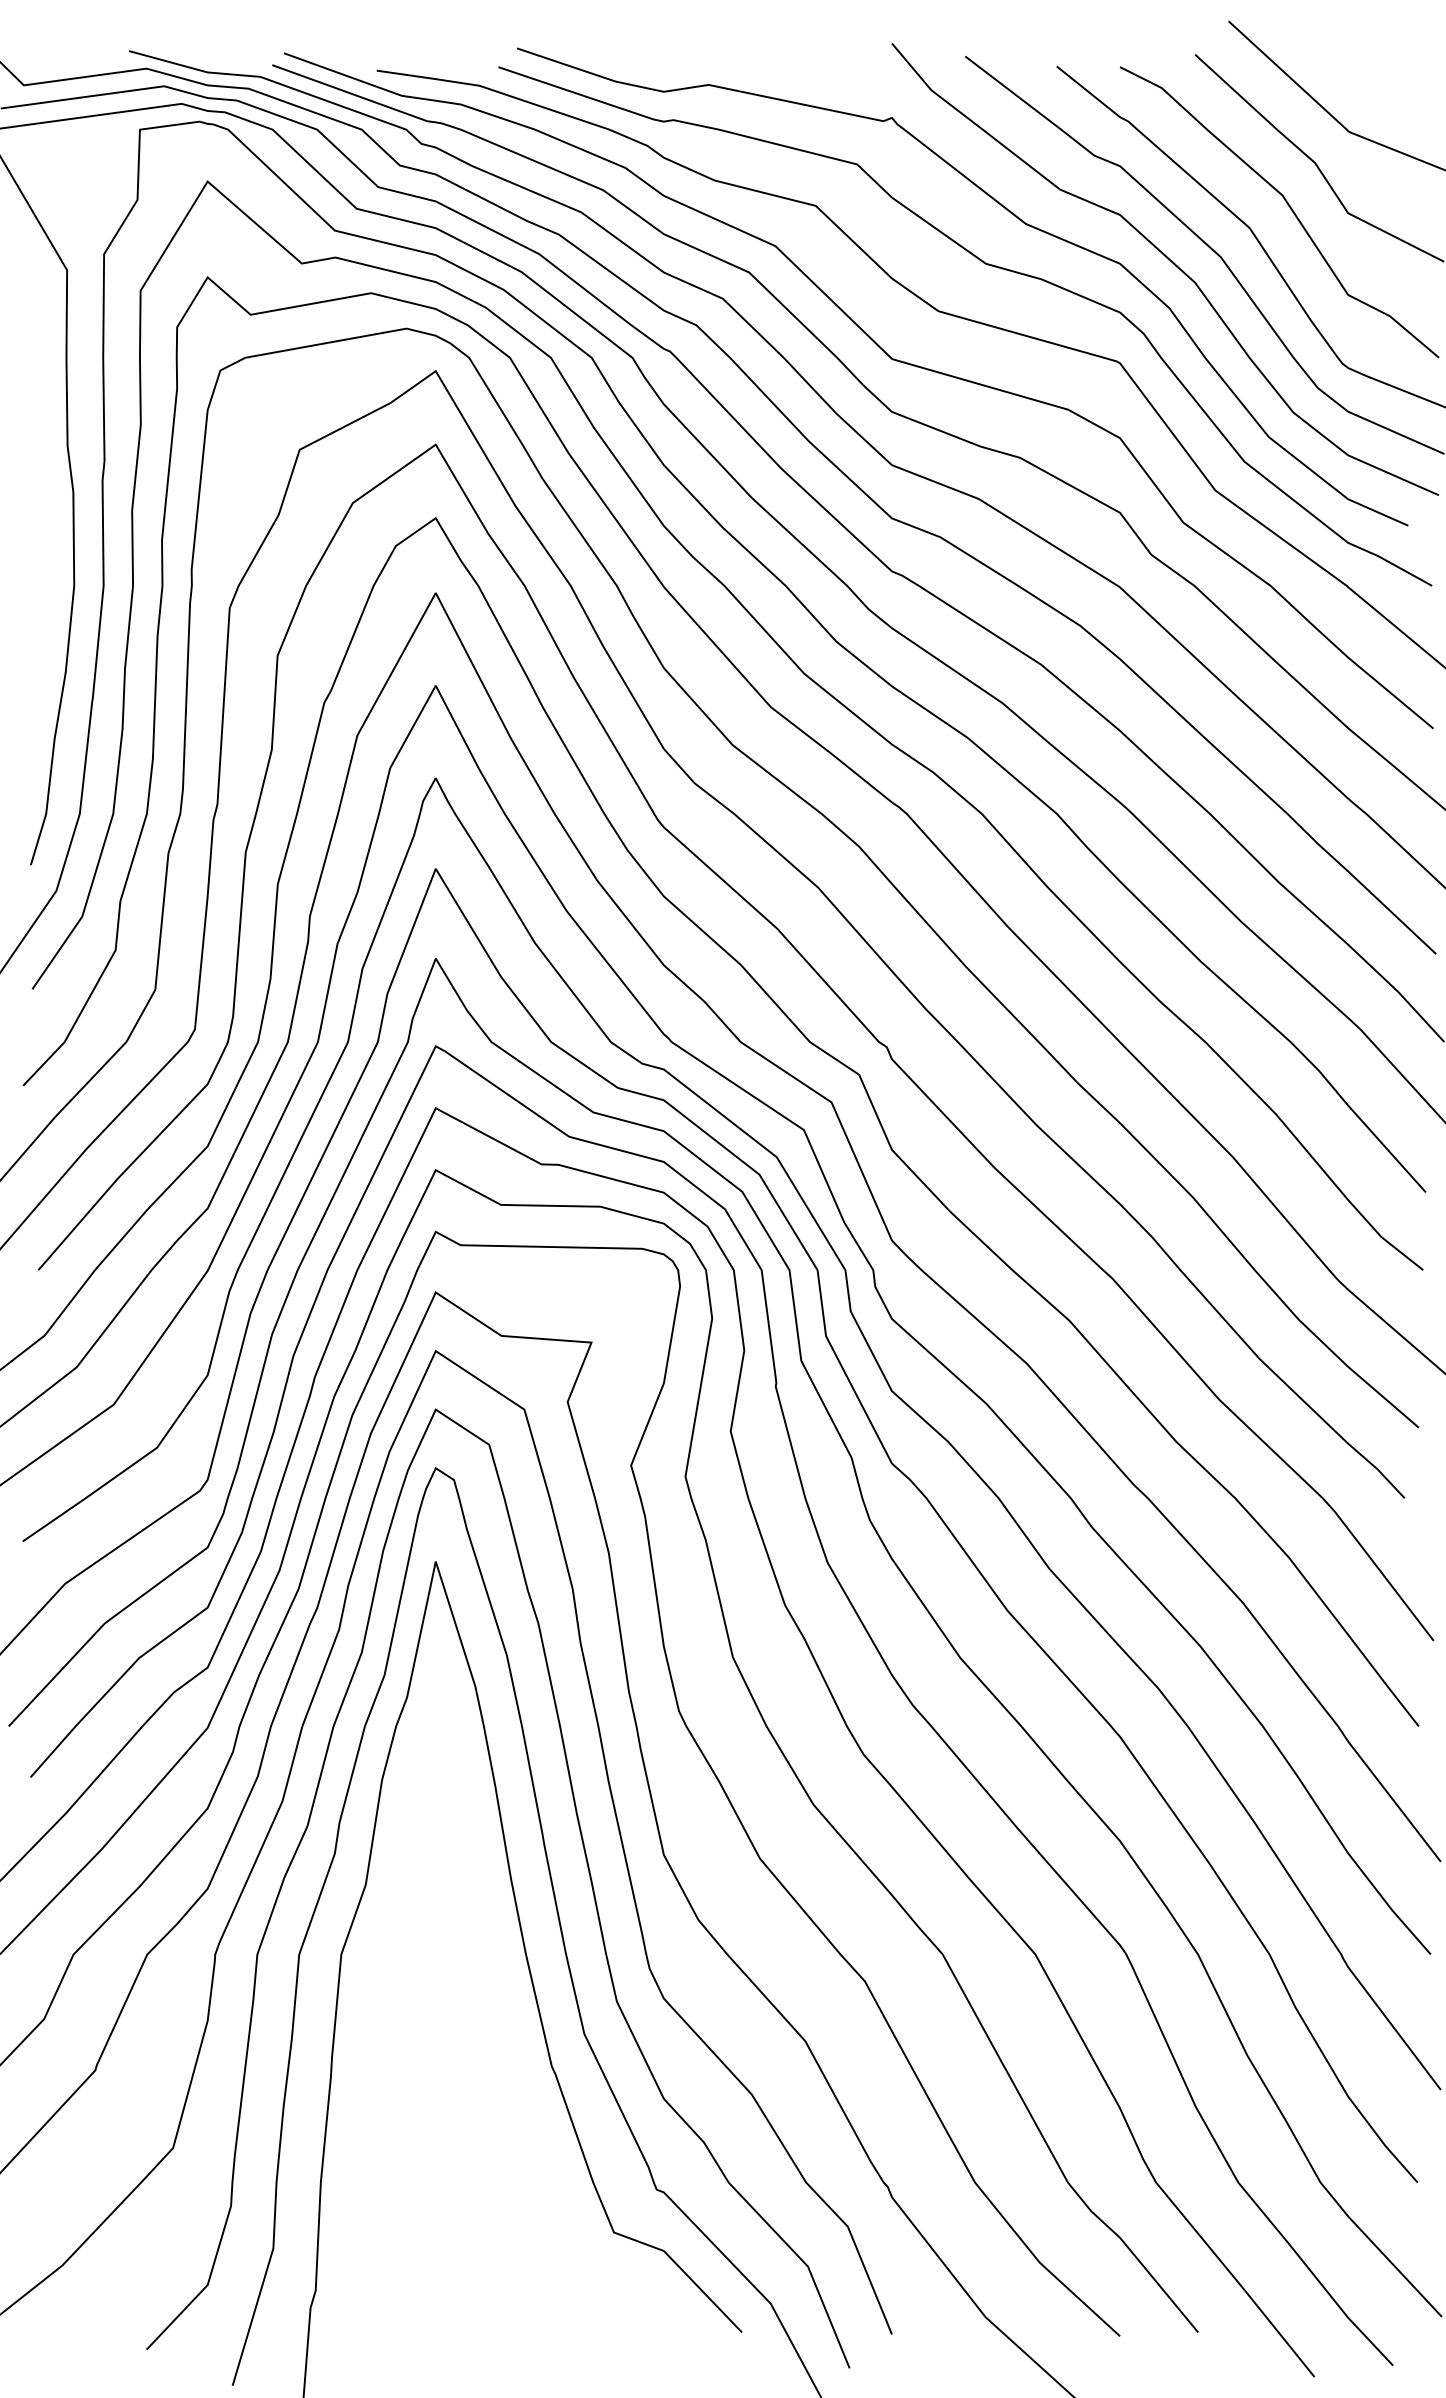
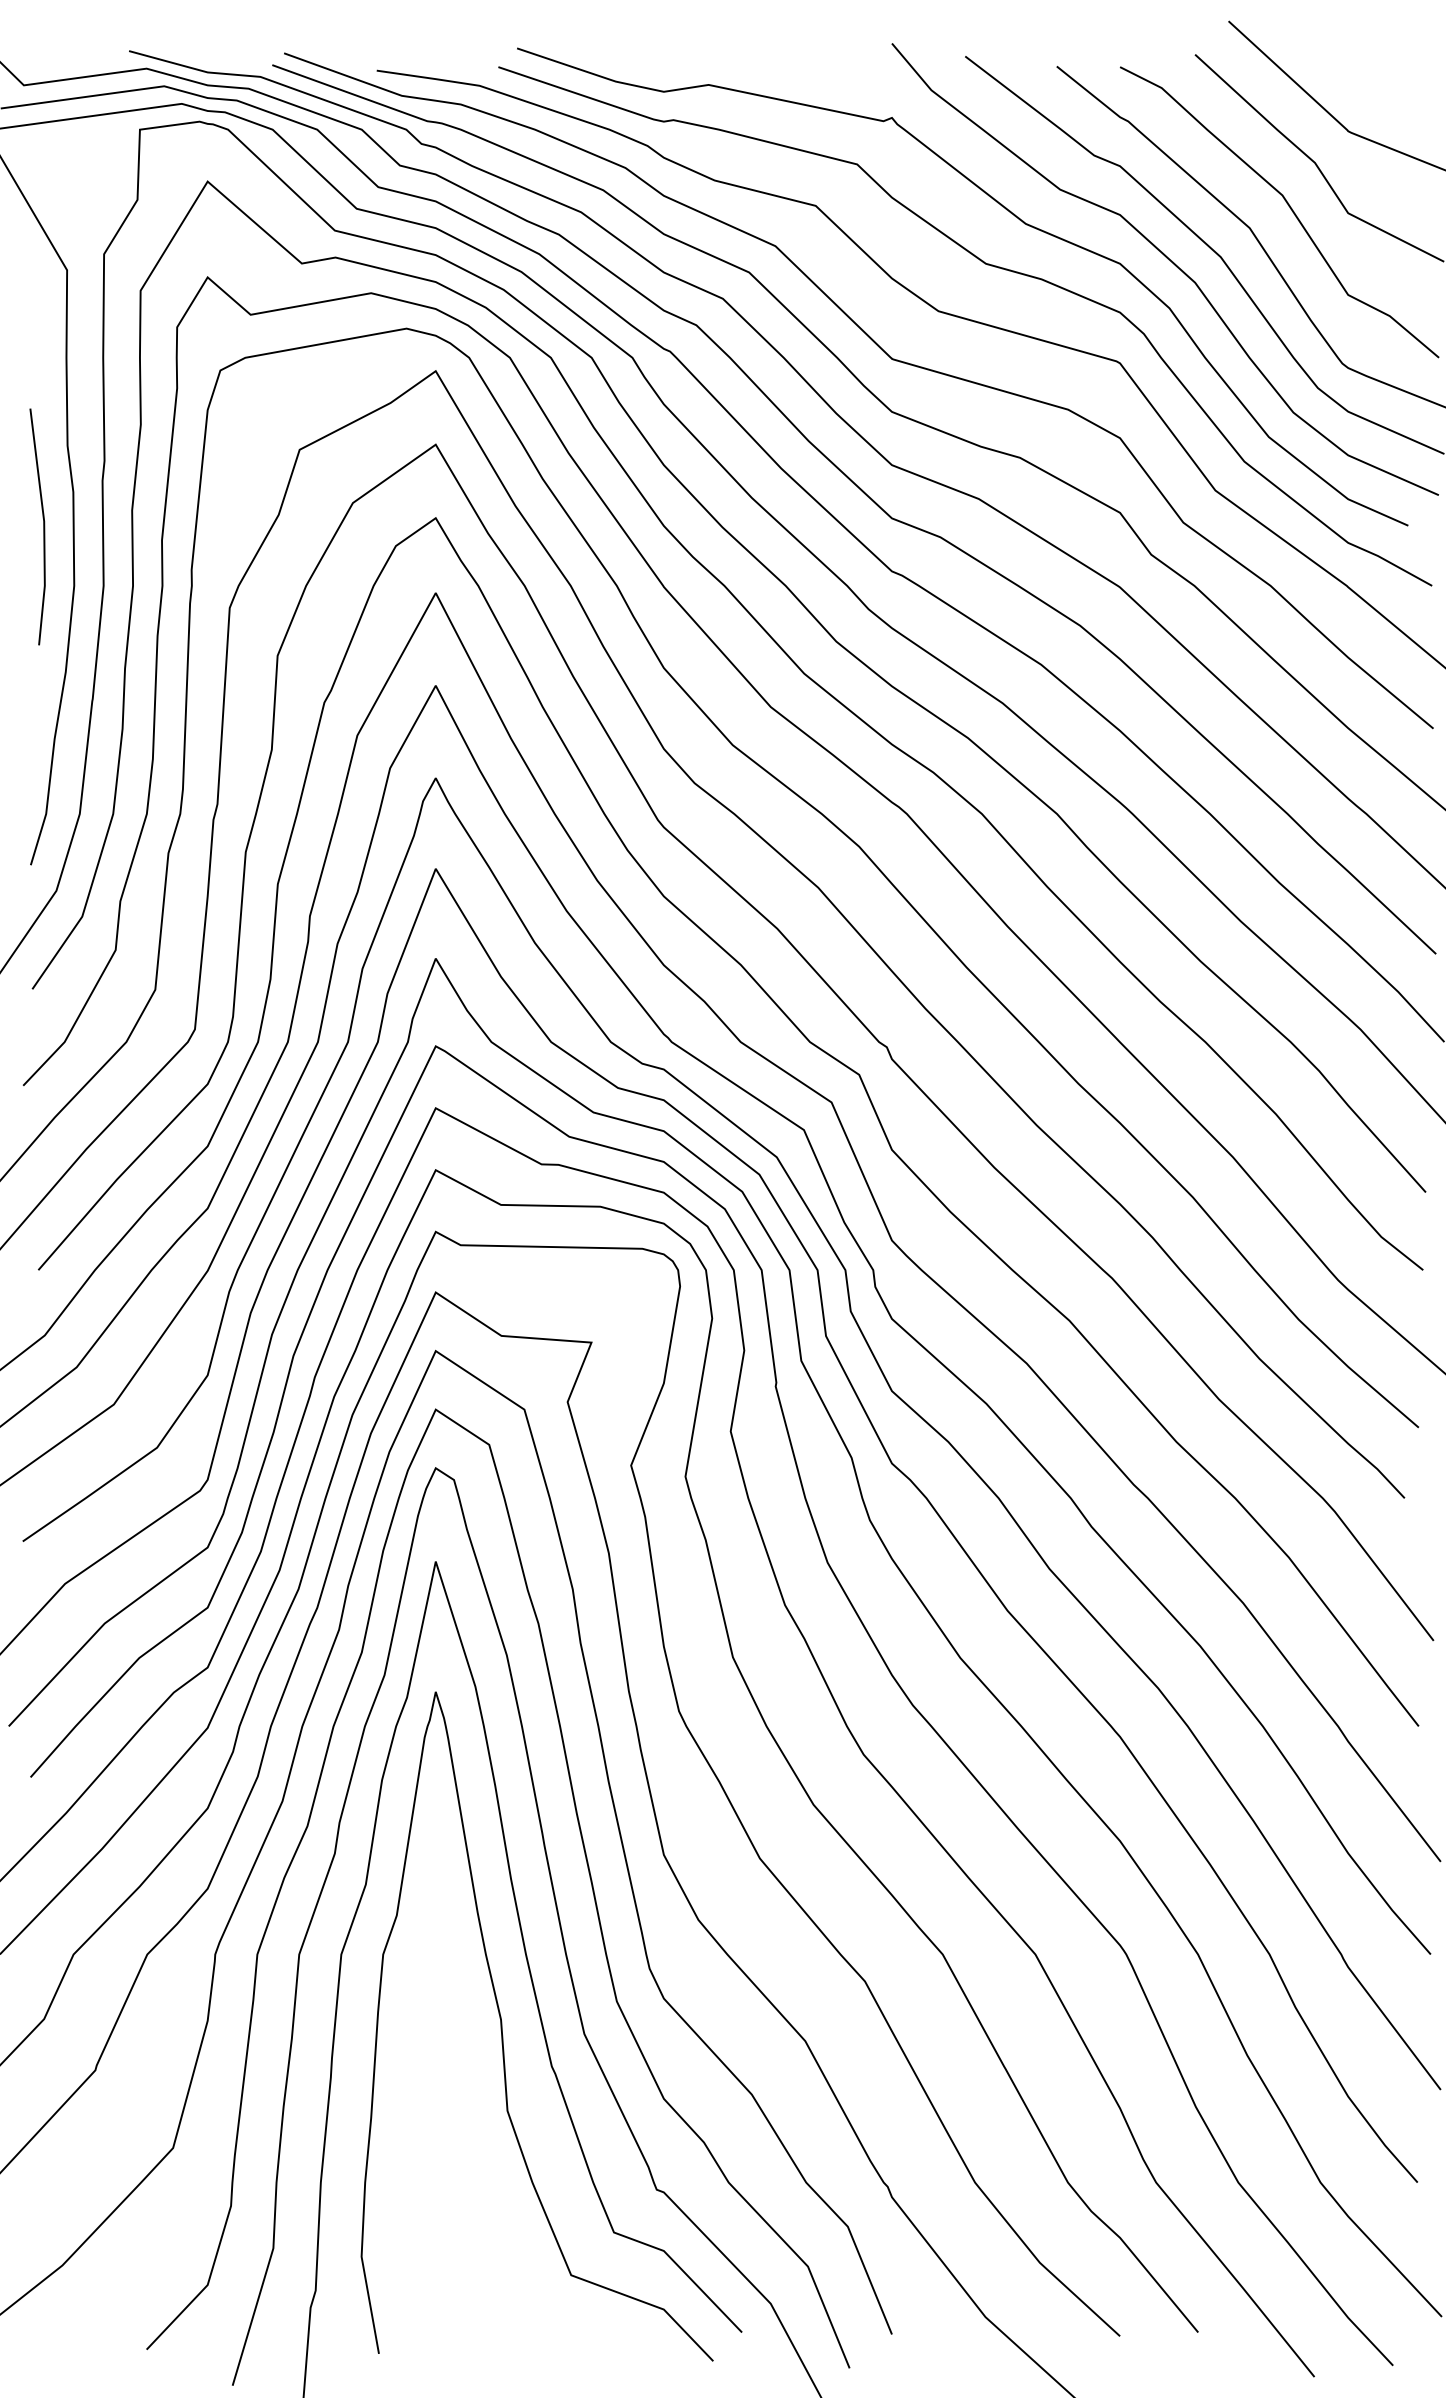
line: none -> present (43, 526)
curve: none -> present (502, 2026)
